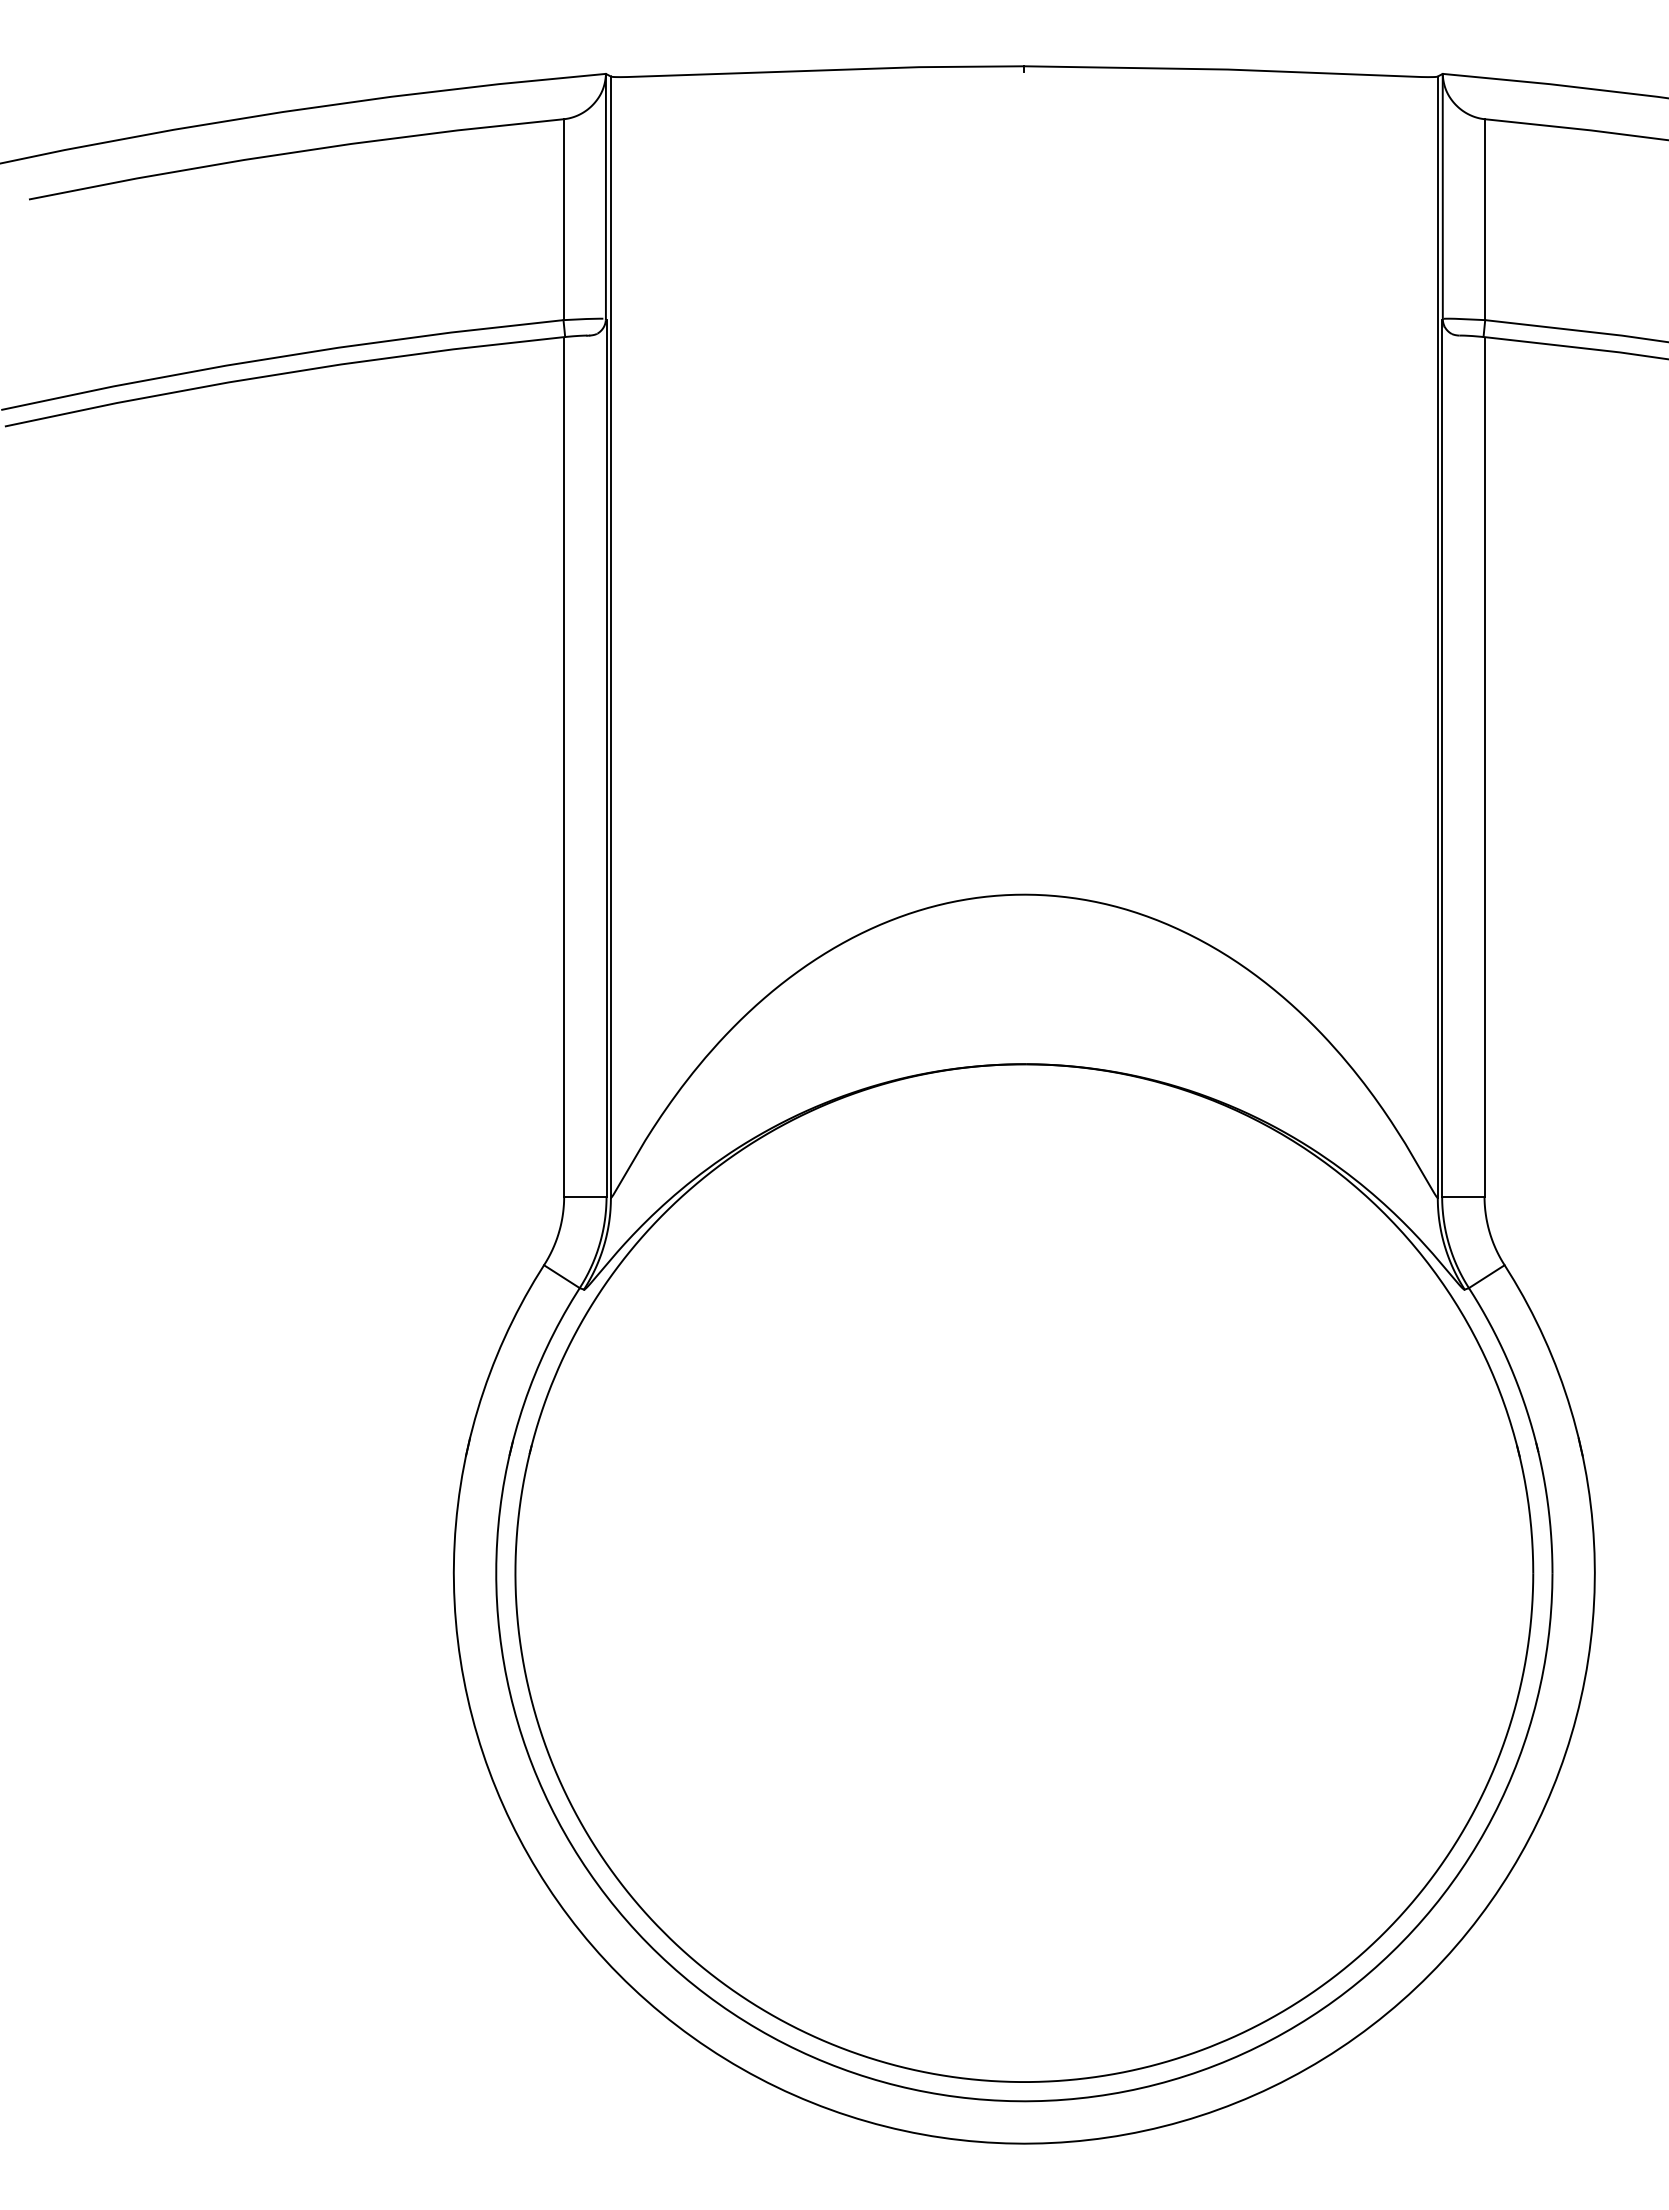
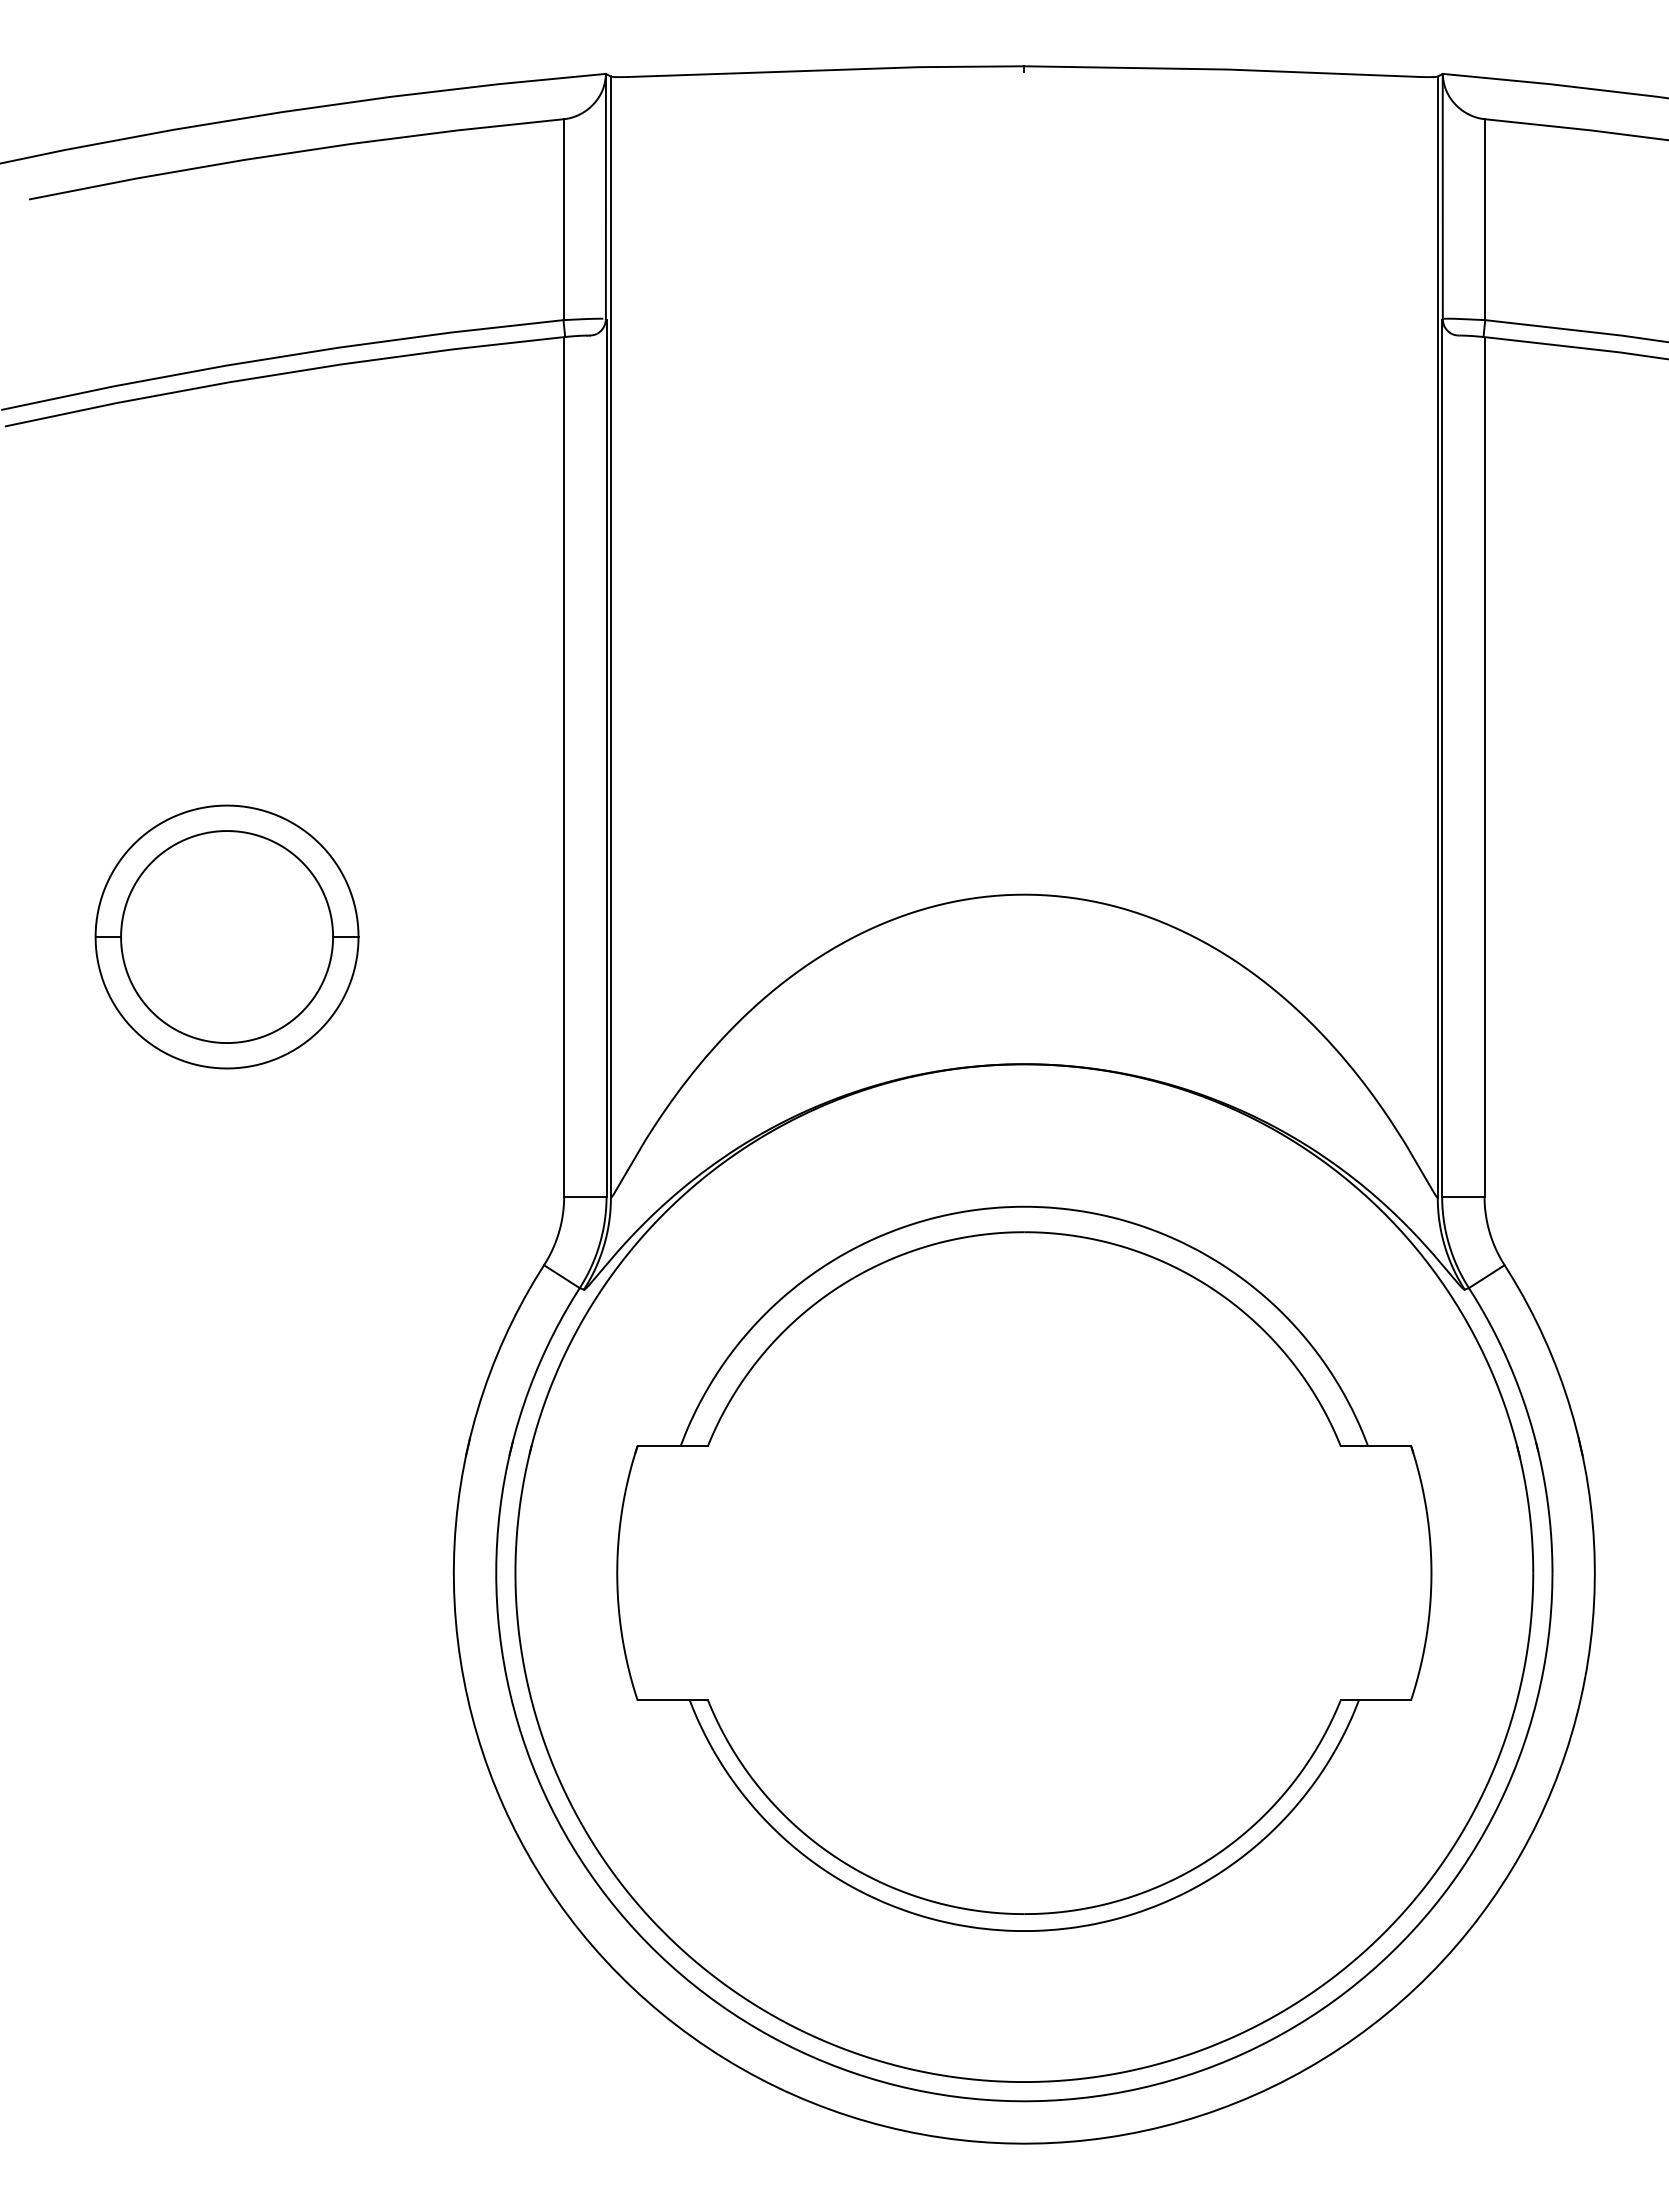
part: none -> present (226, 936)
part: none -> present (1024, 1568)
